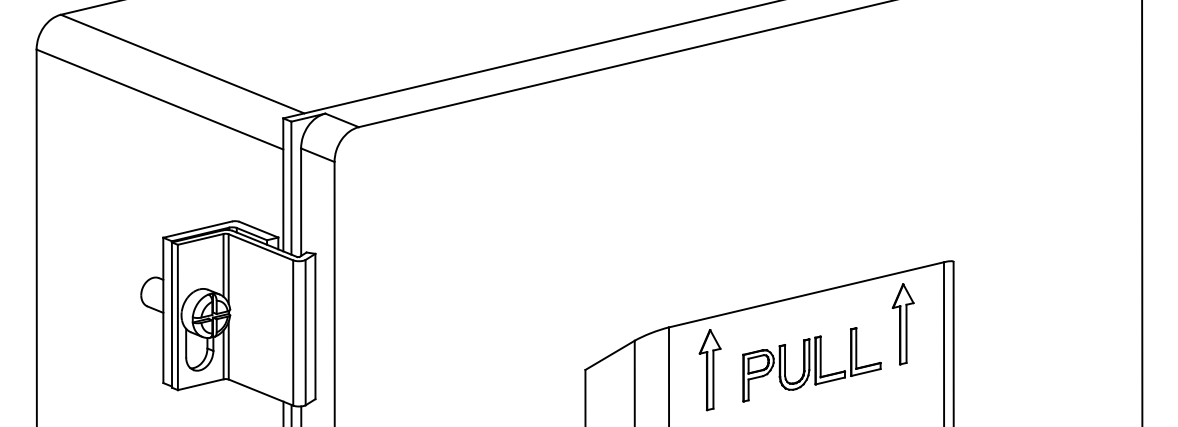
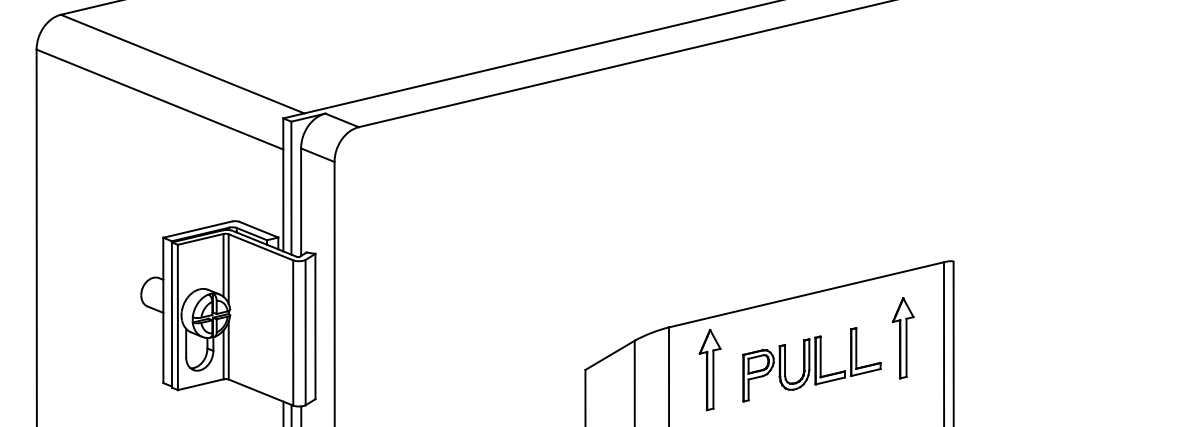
line: present -> none (1142, 212)
part position: (902, 324) -> (902, 338) (902, 338)
